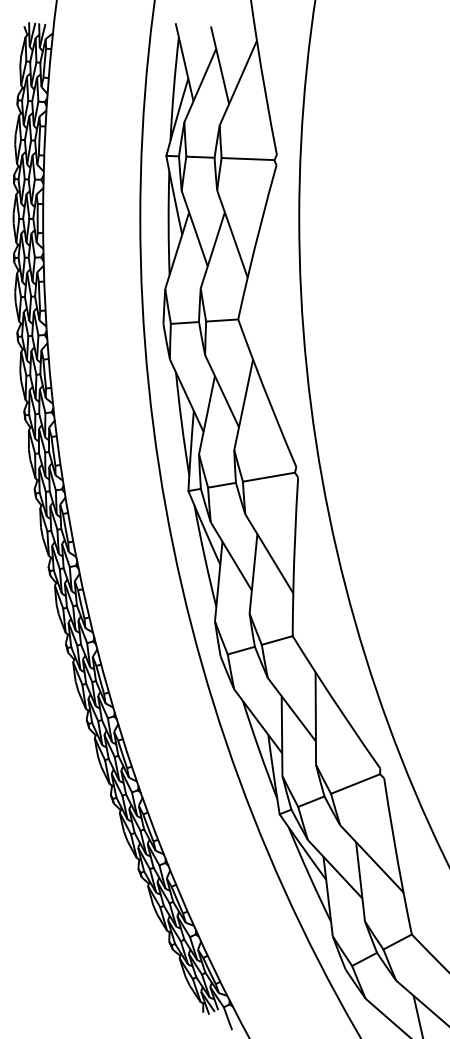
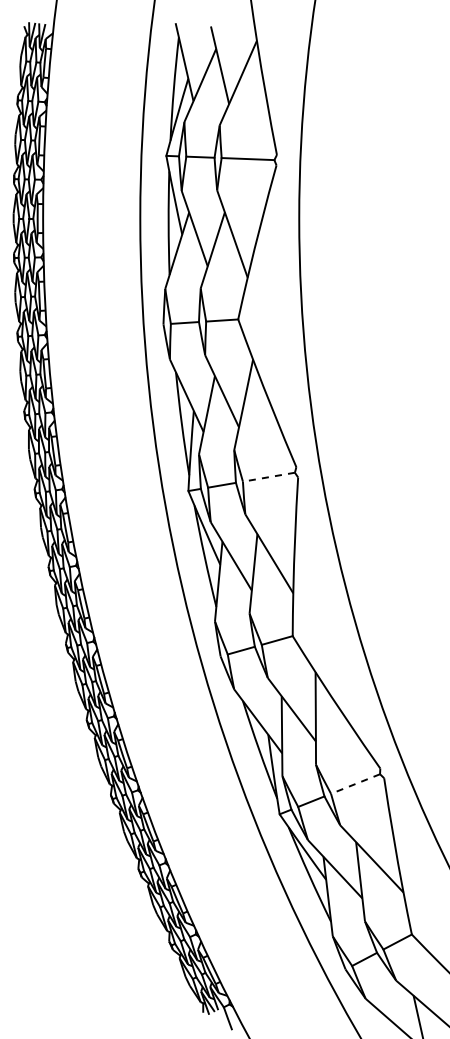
line: solid -> dashed (268, 477)
line: solid -> dashed (355, 784)
